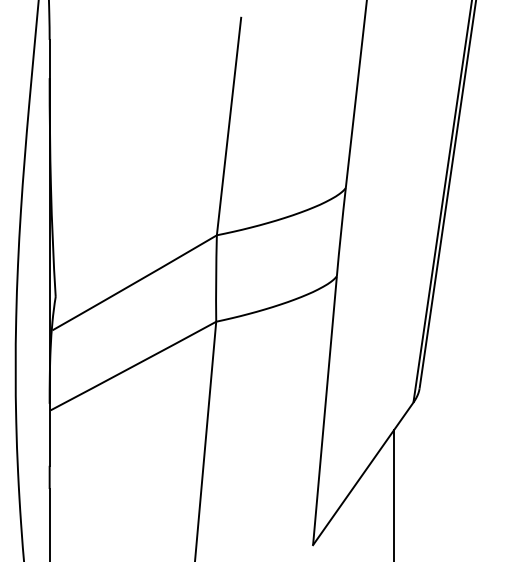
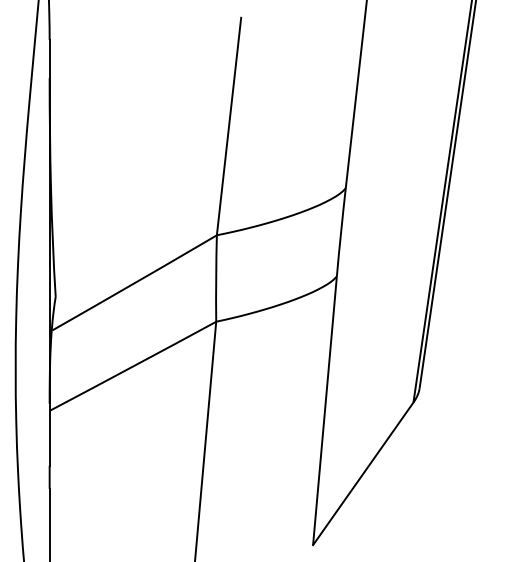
line: present -> none (394, 493)
